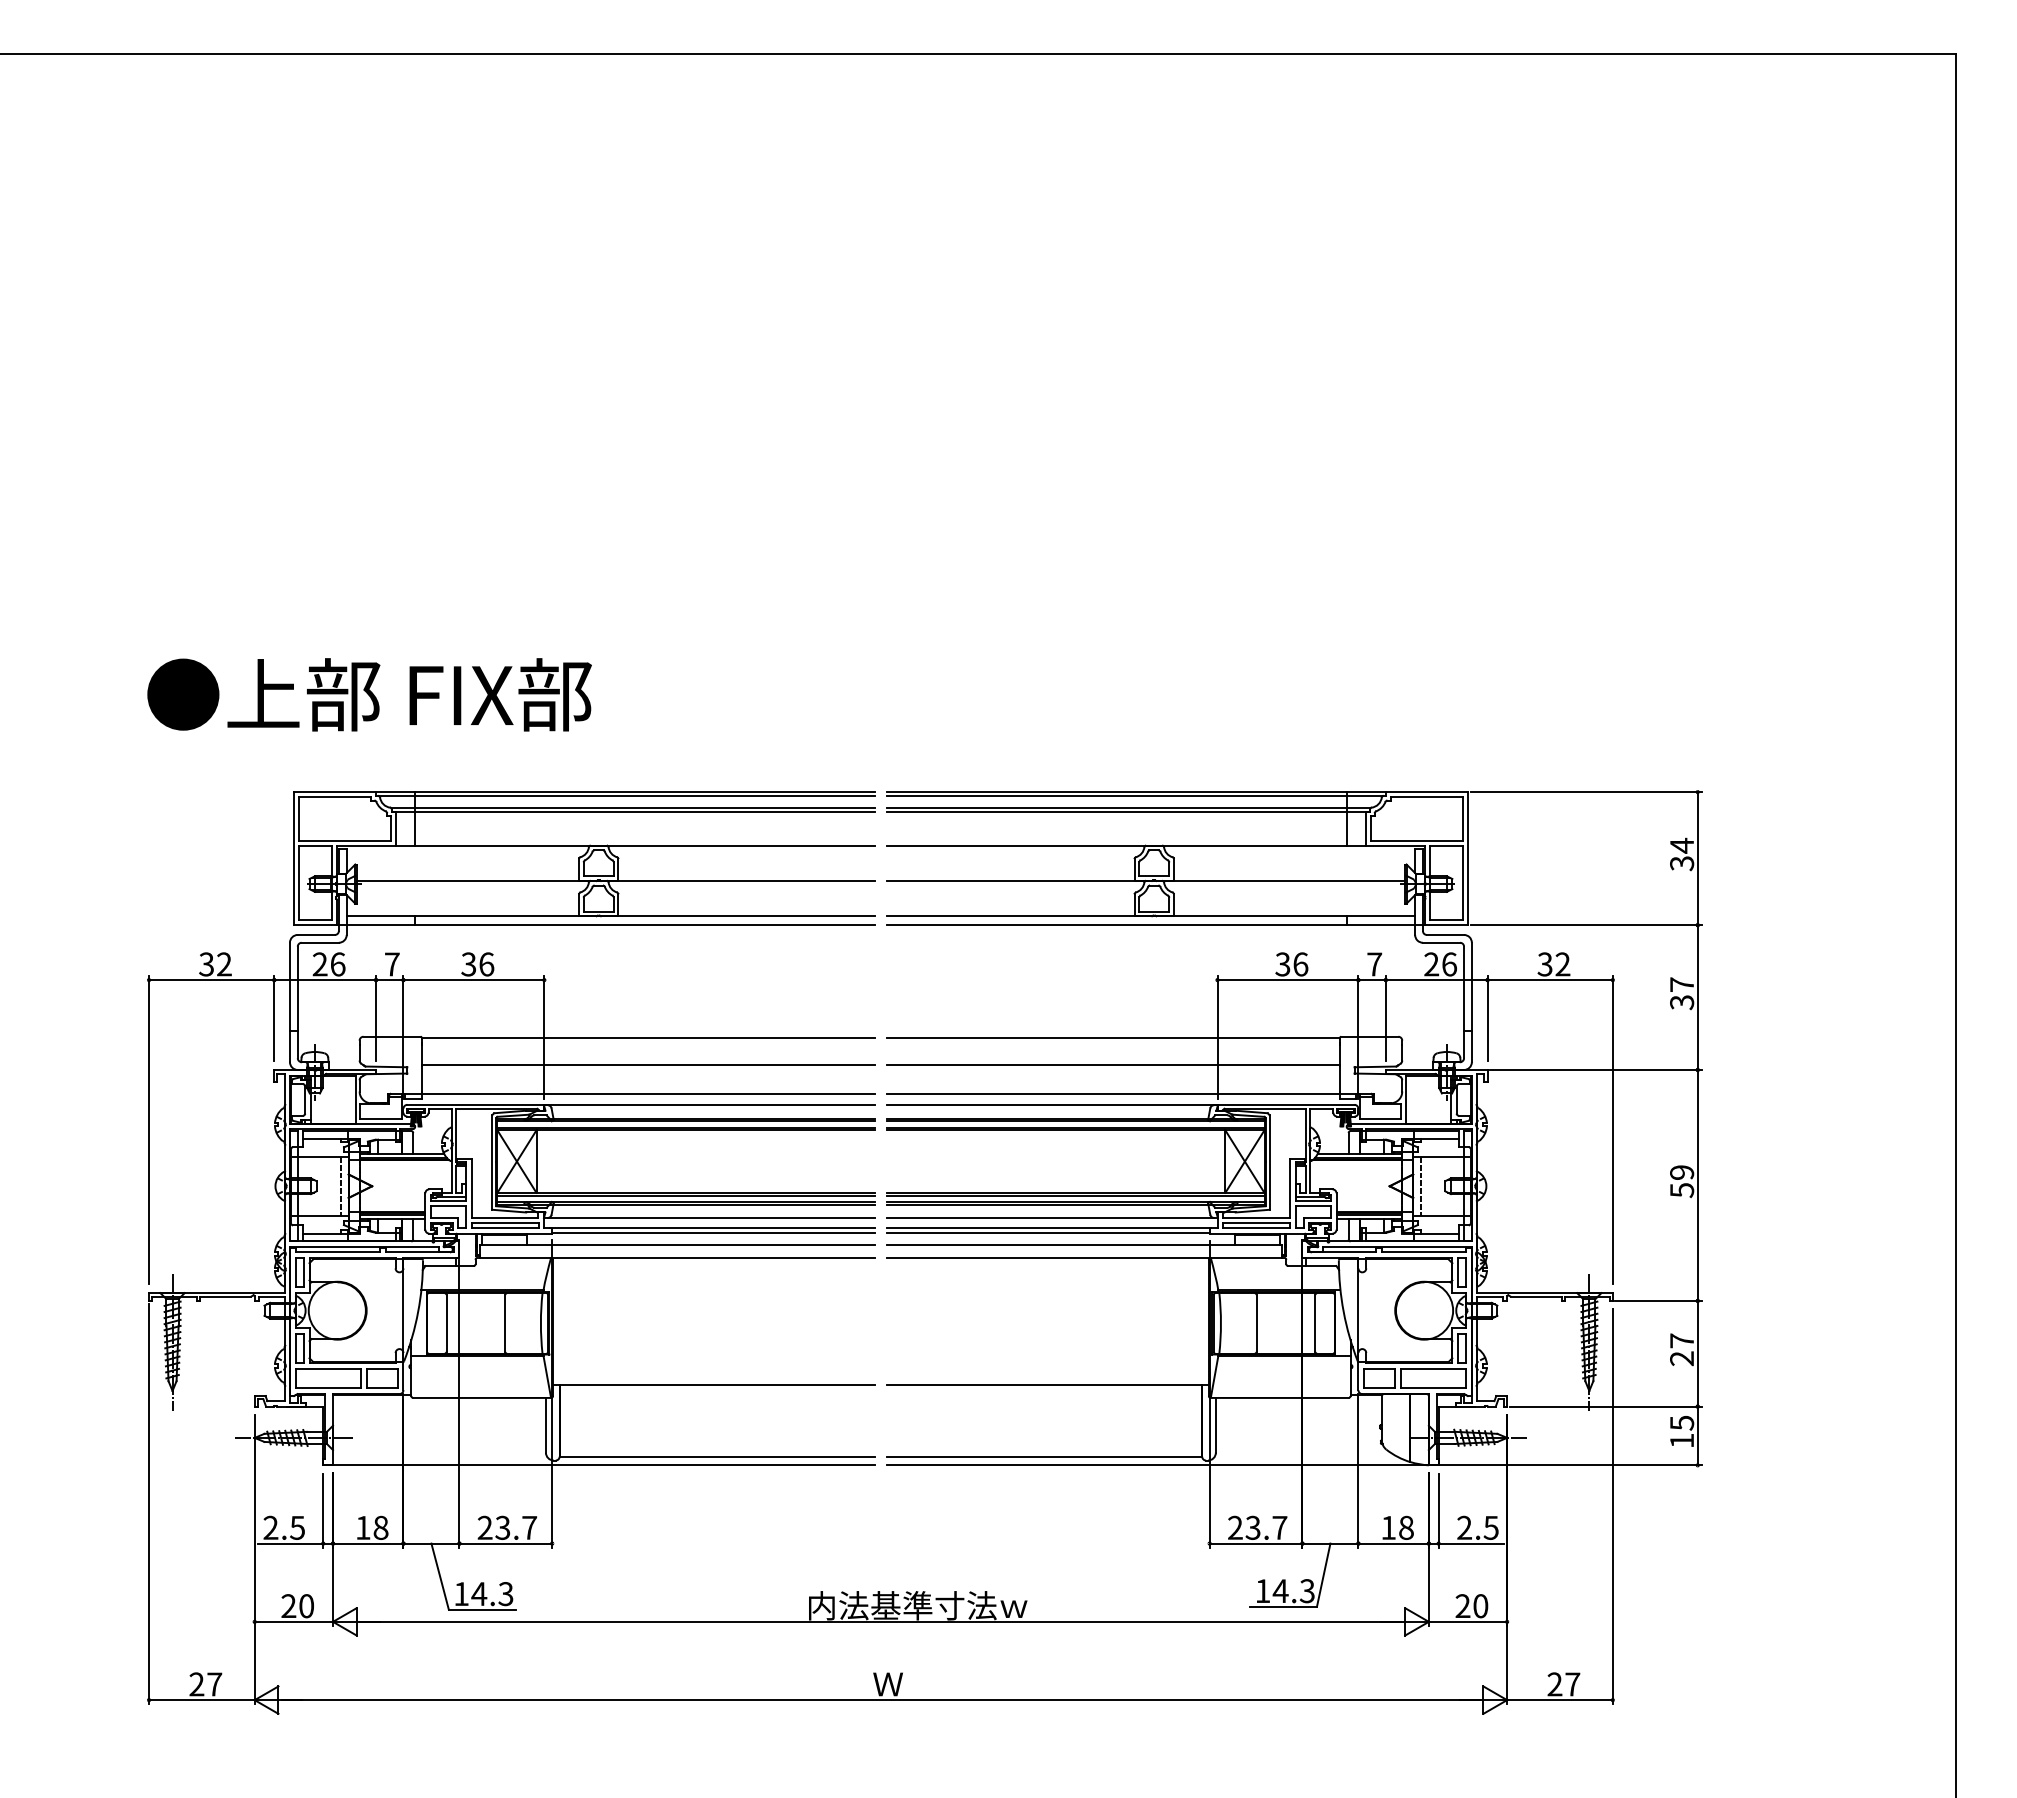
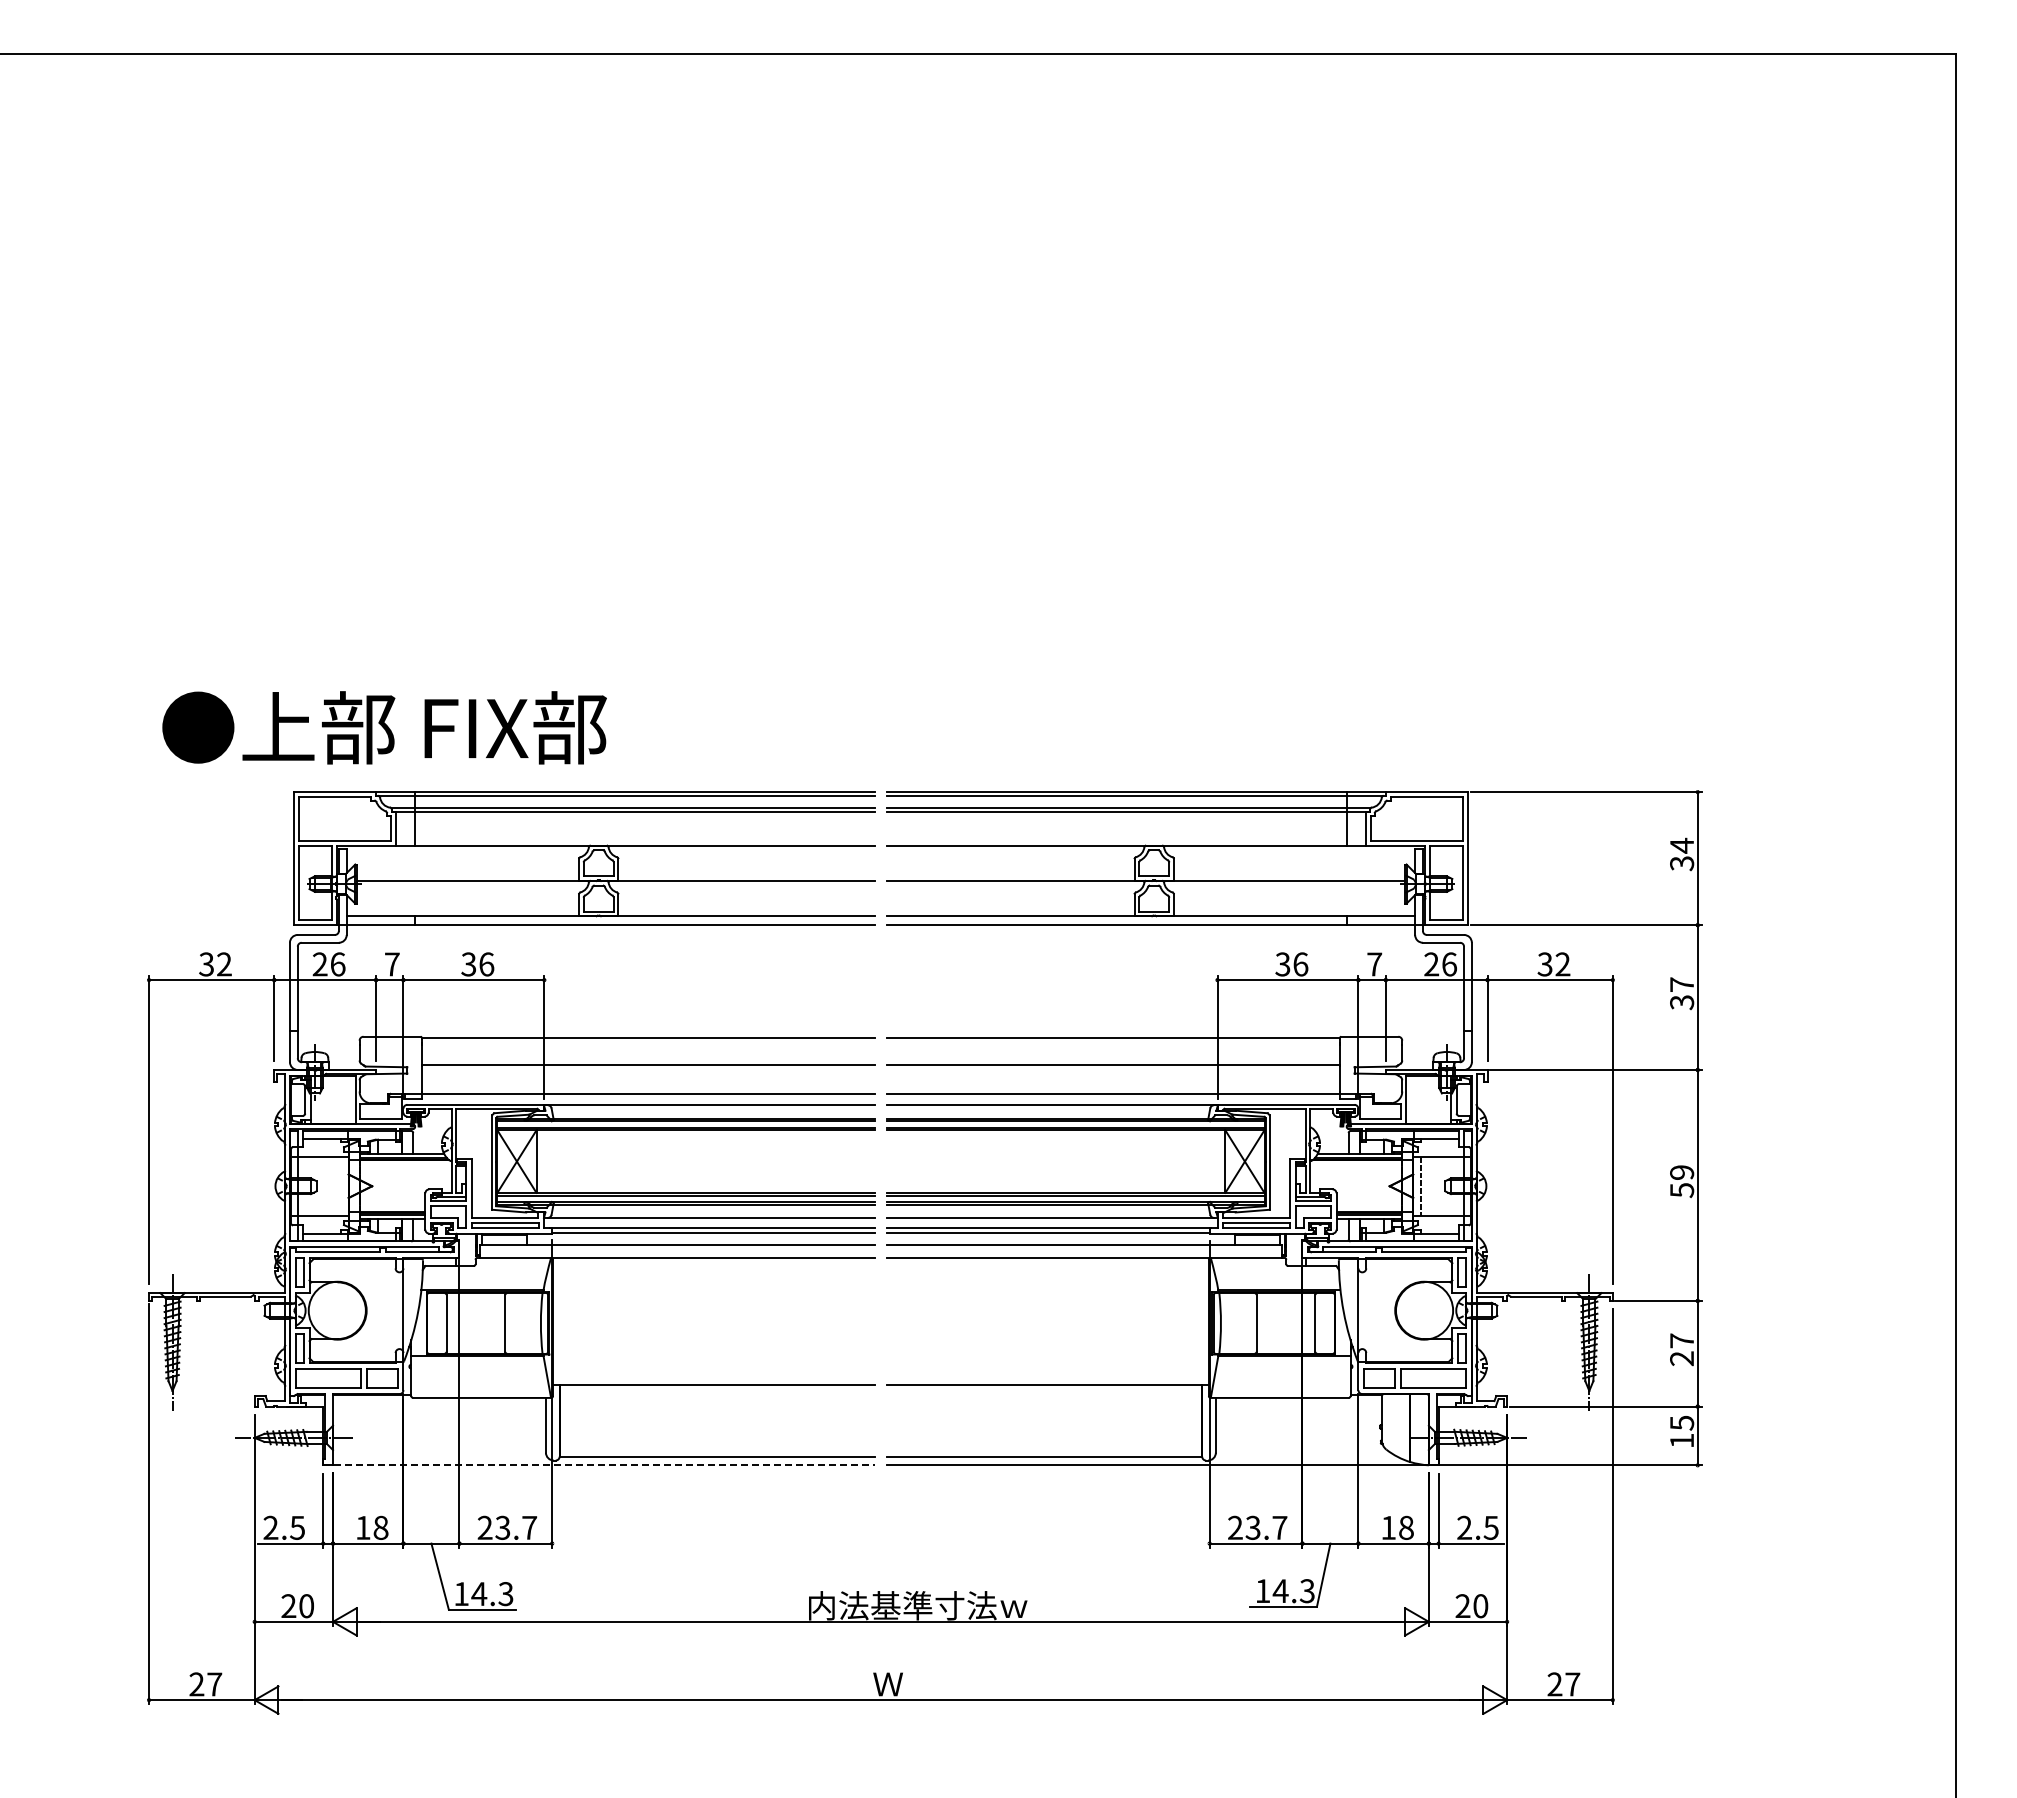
text position: (369, 694) -> (384, 727) (384, 727)
line: present -> none (340, 1185)
line: solid -> dashed (599, 1465)
